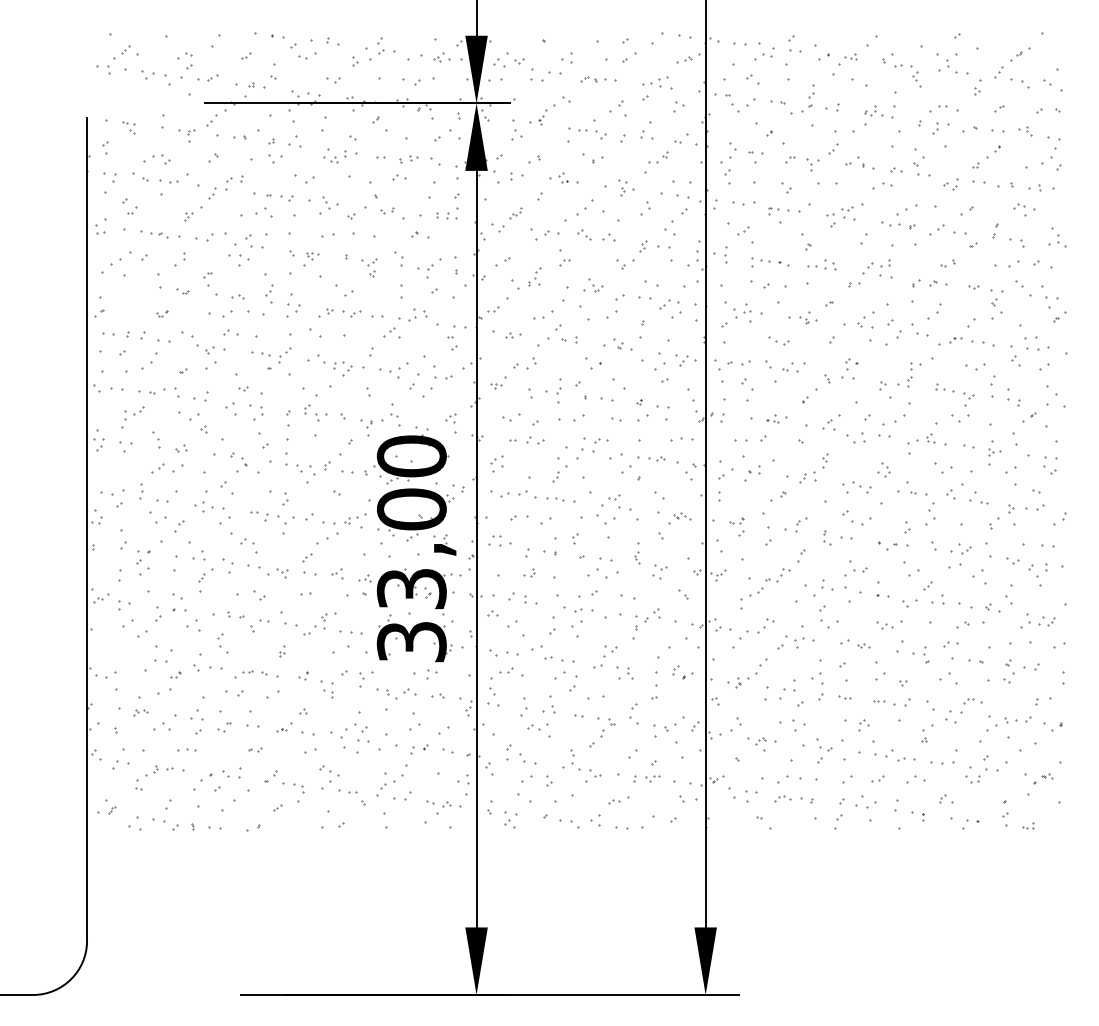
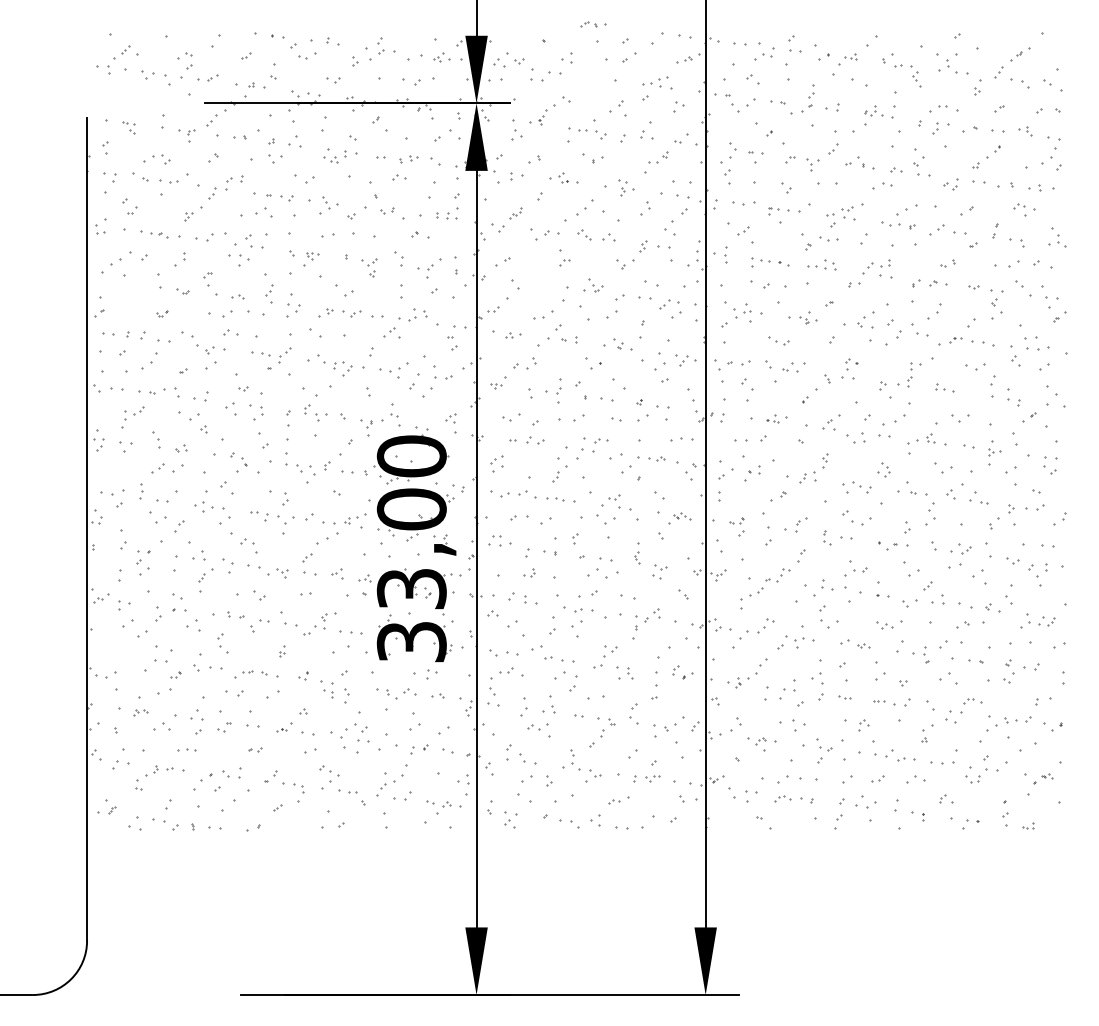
part position: (593, 79) -> (593, 24) (593, 24)
part: none -> present (828, 238)
part: present -> none (534, 276)
part: present -> none (968, 399)
part size: 16x7 px -> 24x9 px (950, 644)
part position: (361, 679) -> (346, 695) (346, 695)
